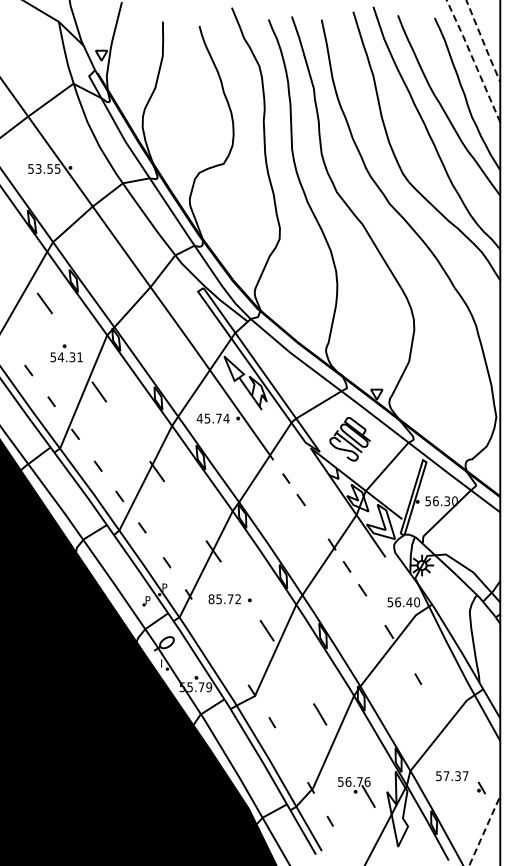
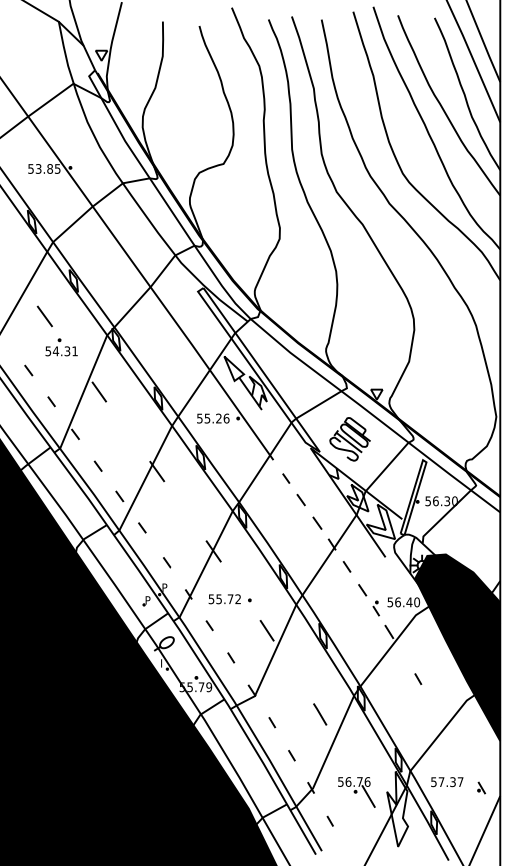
line: dashed -> solid (483, 42)
line: dashed -> solid (473, 60)
text: 53.55 -> 53.85 (49, 168)
line position: (44, 303) -> (44, 316) (44, 316)
part position: (66, 353) -> (61, 347) (61, 347)
text: 45.74 -> 55.26 (212, 418)
line: none -> present (317, 522)
text: 85.72 -> 55.72 (211, 599)
part: none -> present (375, 608)
line: none -> present (209, 625)
fill: none -> present (457, 647)
line: none -> present (231, 657)
line: none -> present (291, 755)
text position: (452, 776) -> (447, 782) (447, 782)
line: dashed -> solid (484, 830)
